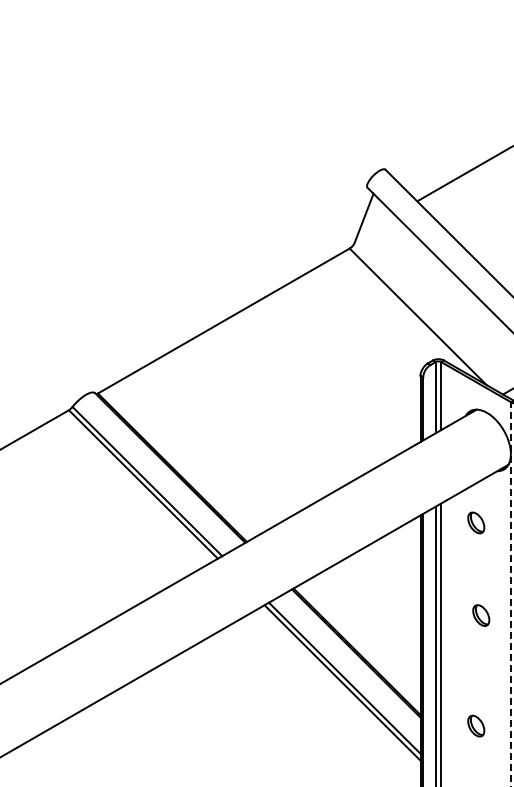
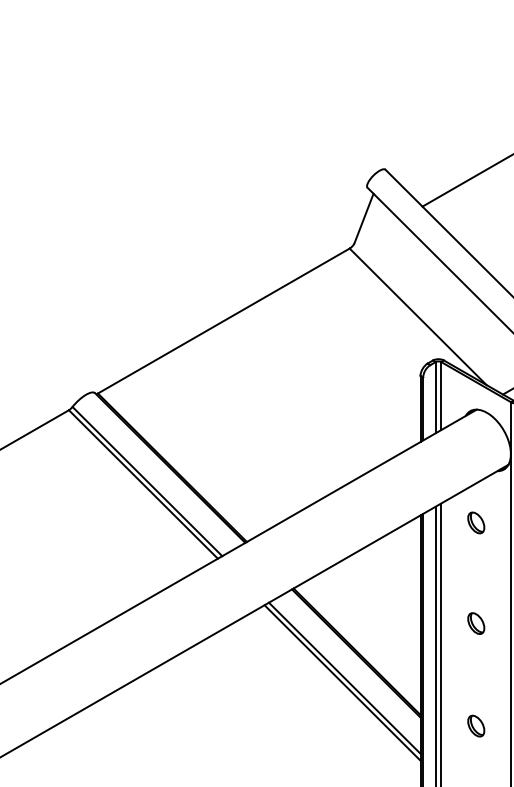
line position: (464, 173) -> (466, 181) (466, 181)
line: dashed -> solid (511, 594)
part position: (481, 615) -> (476, 623) (476, 623)
